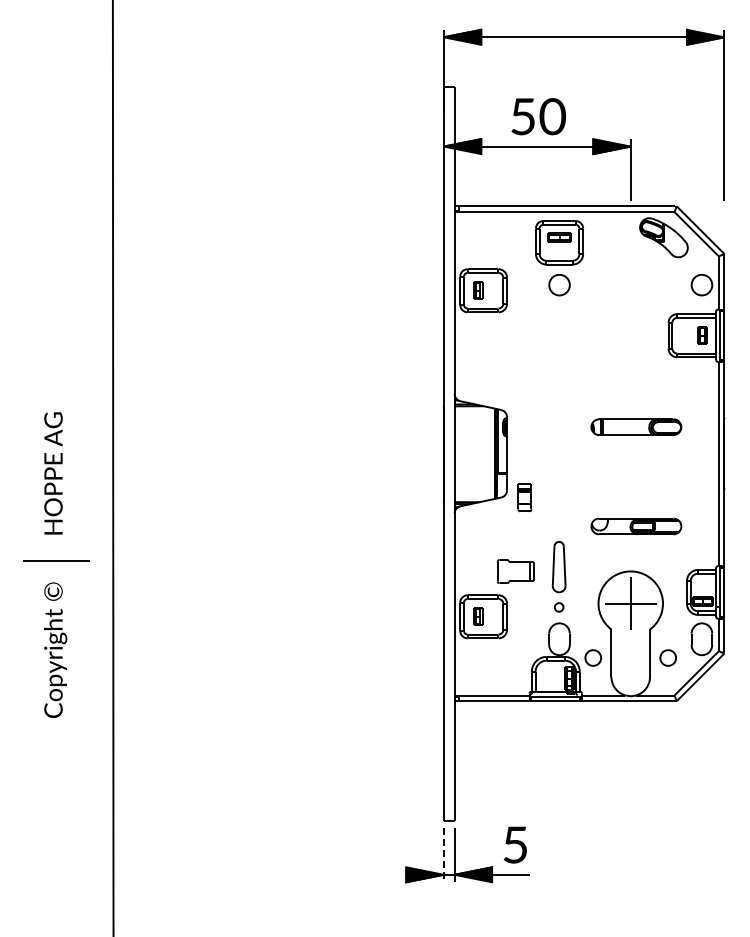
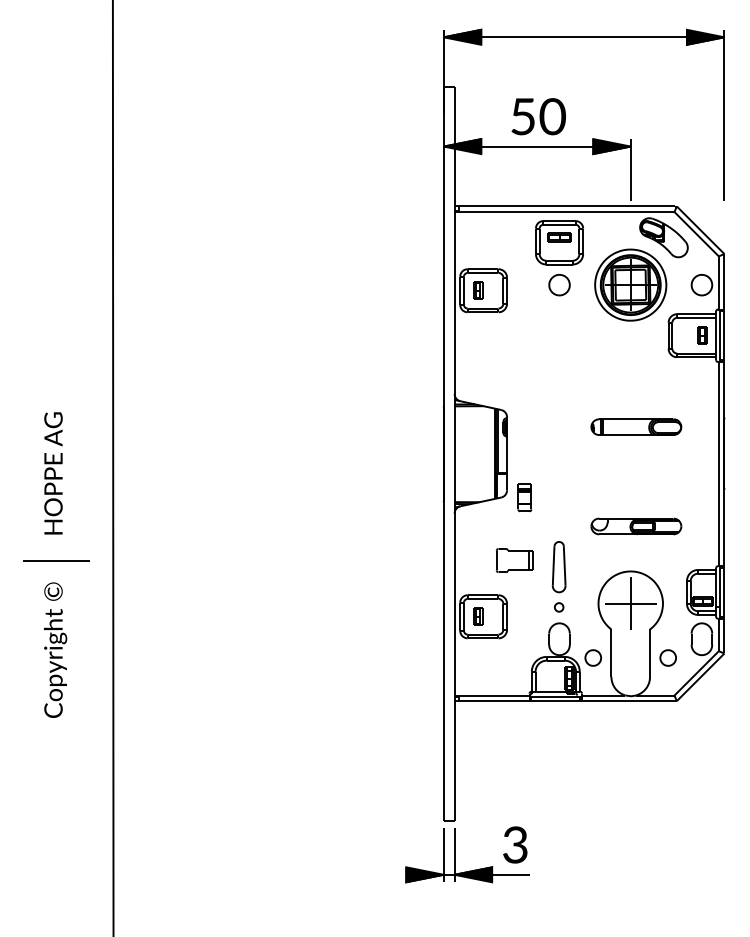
part: none -> present (630, 284)
part position: (515, 571) -> (514, 560) (514, 560)
text: 5 -> 3 (515, 844)
line: dashed -> solid (443, 855)
